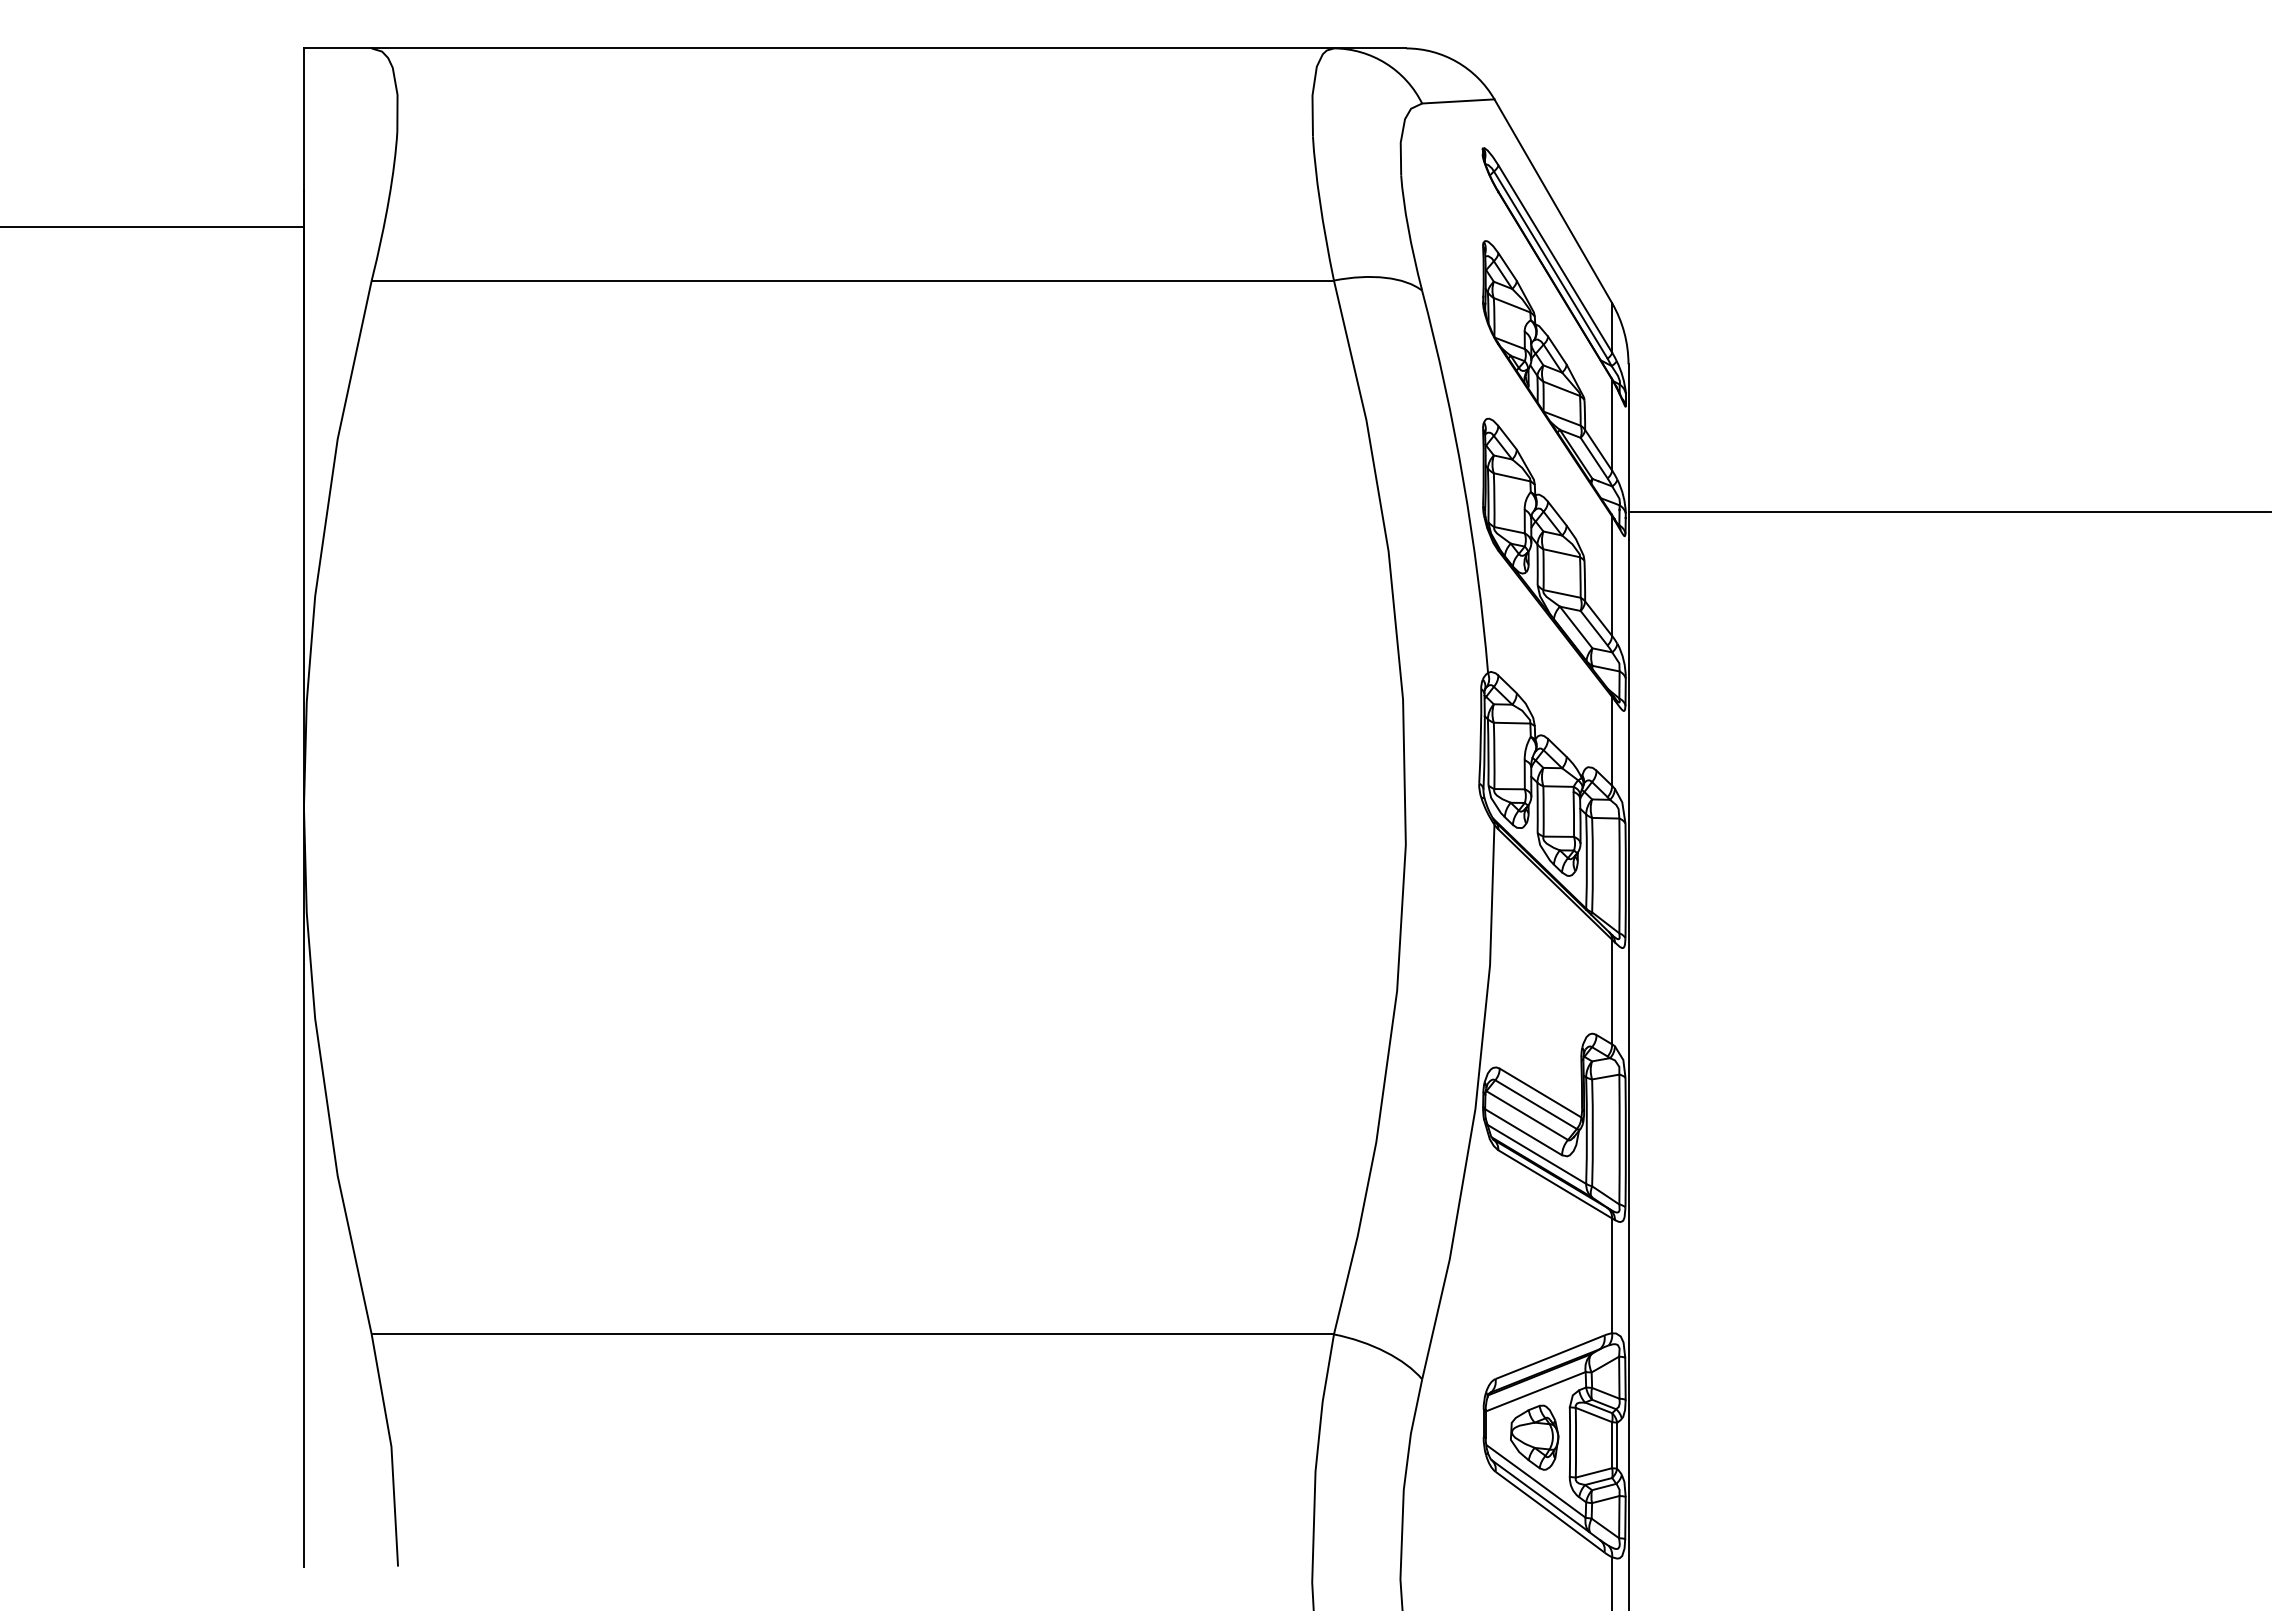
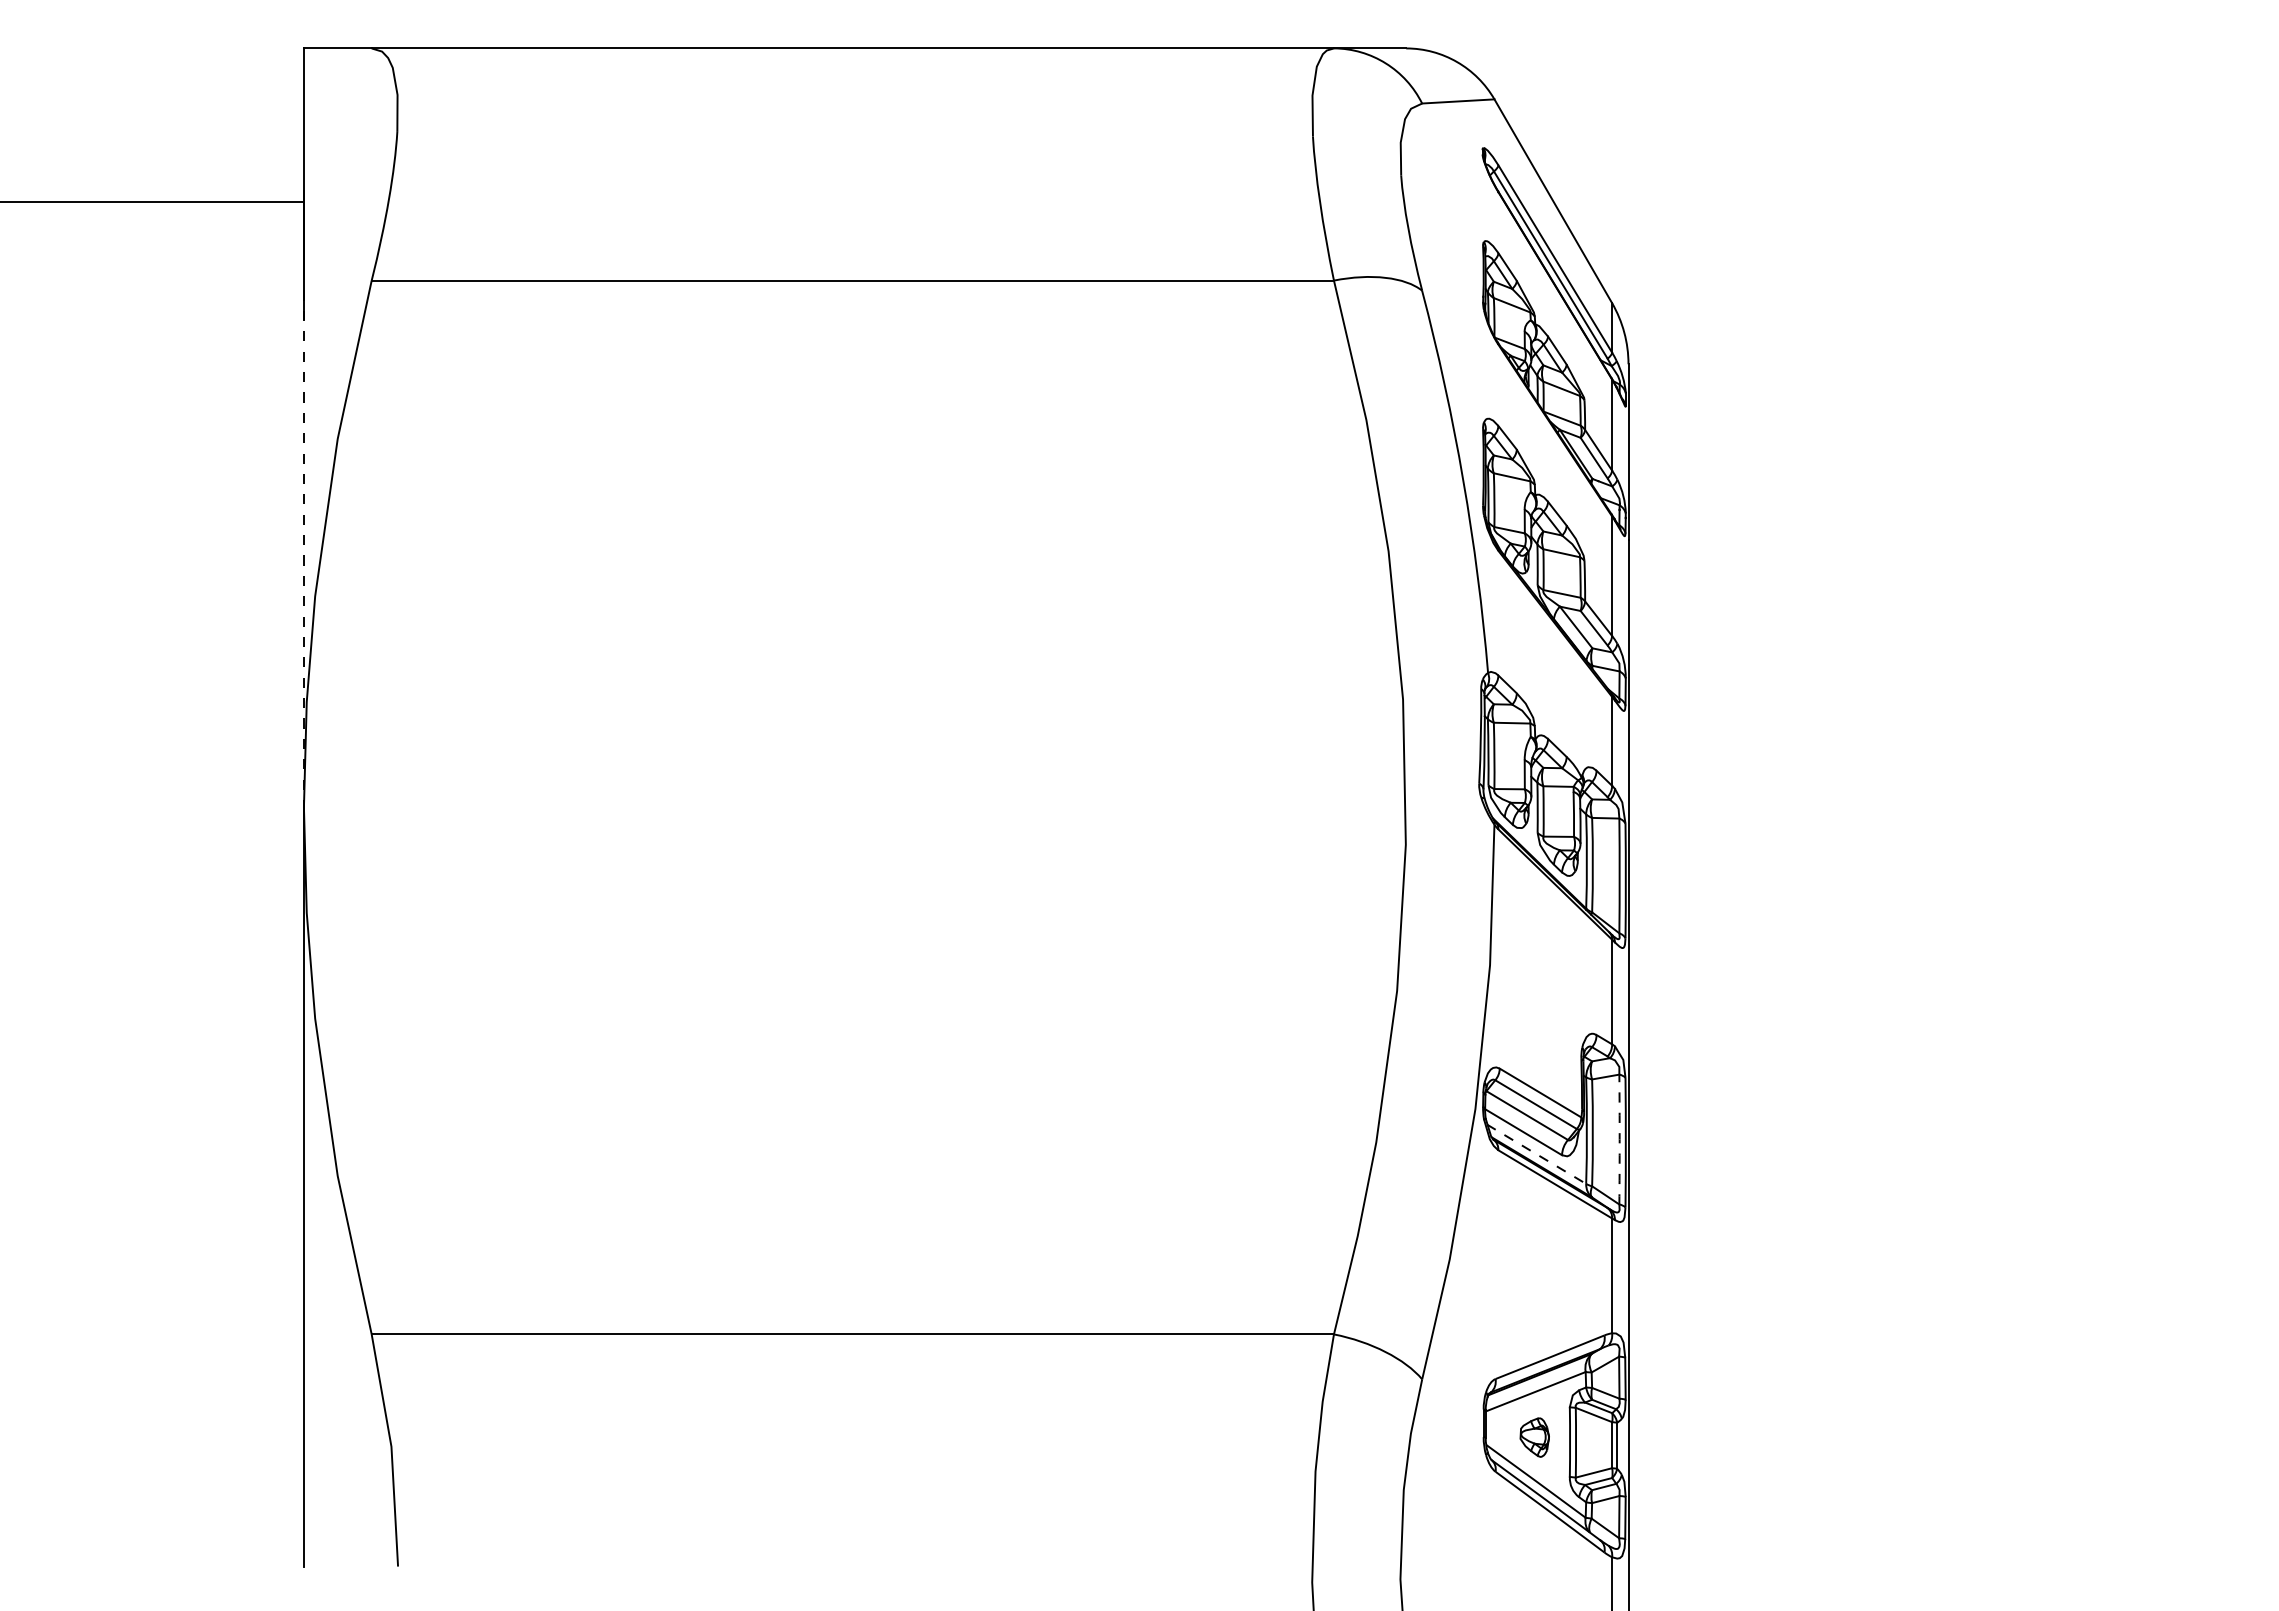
line position: (152, 226) -> (152, 201) (152, 201)
line: present -> none (1949, 512)
line: solid -> dashed (303, 538)
arc: solid -> dashed (1619, 1139)
line: solid -> dashed (1536, 1154)
part size: 50x67 px -> 31x41 px (1534, 1437)
